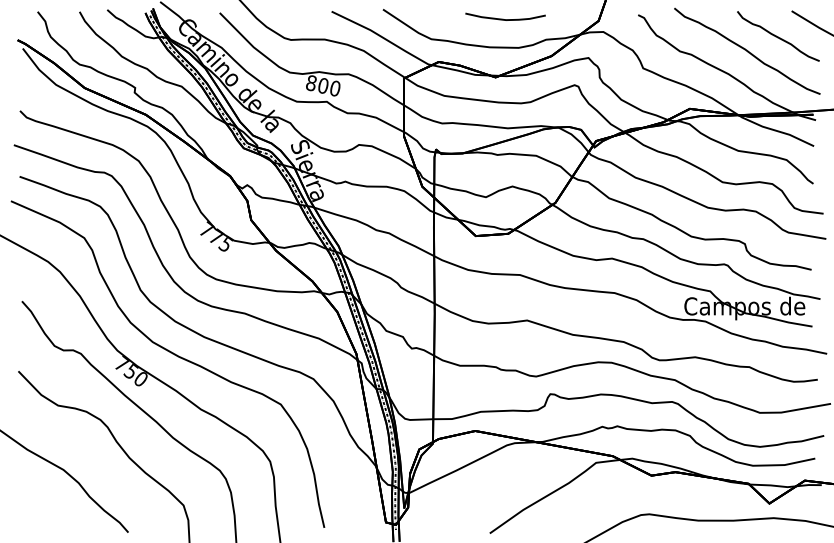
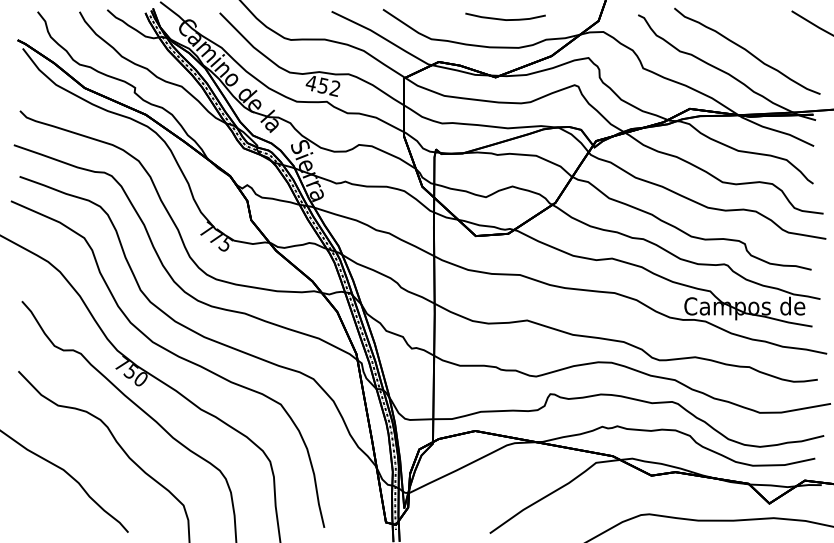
curve: present -> none (778, 36)
text: 800 -> 452 (322, 85)
